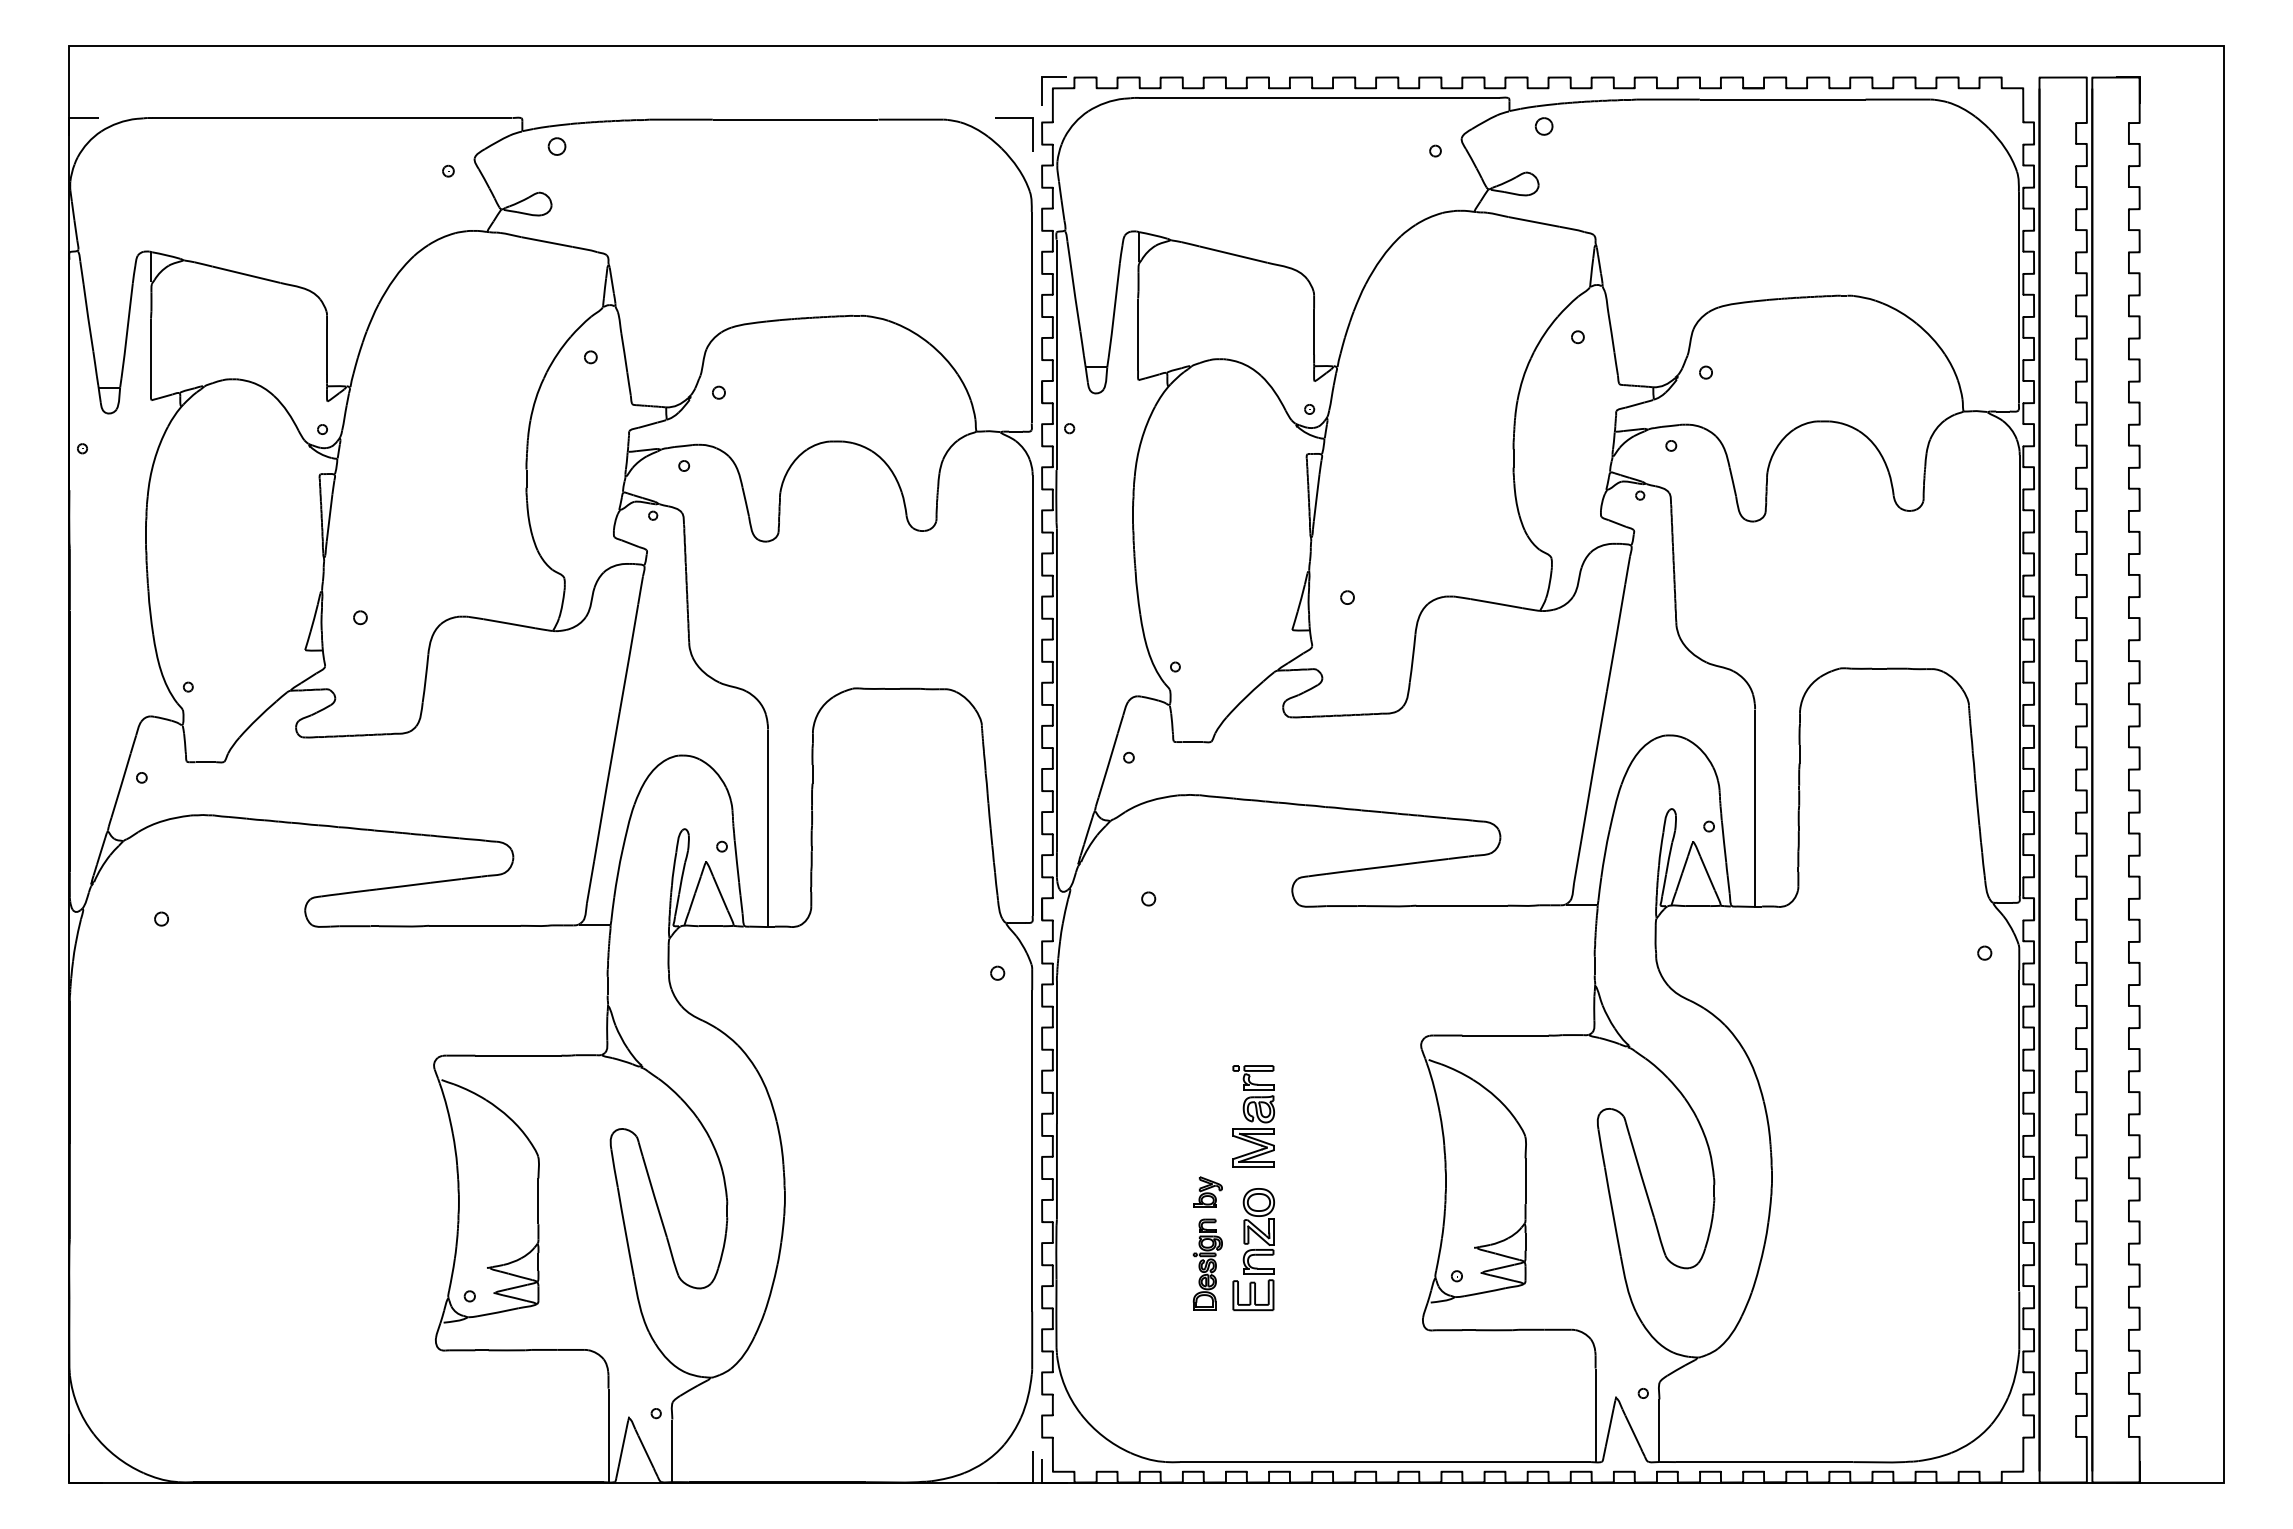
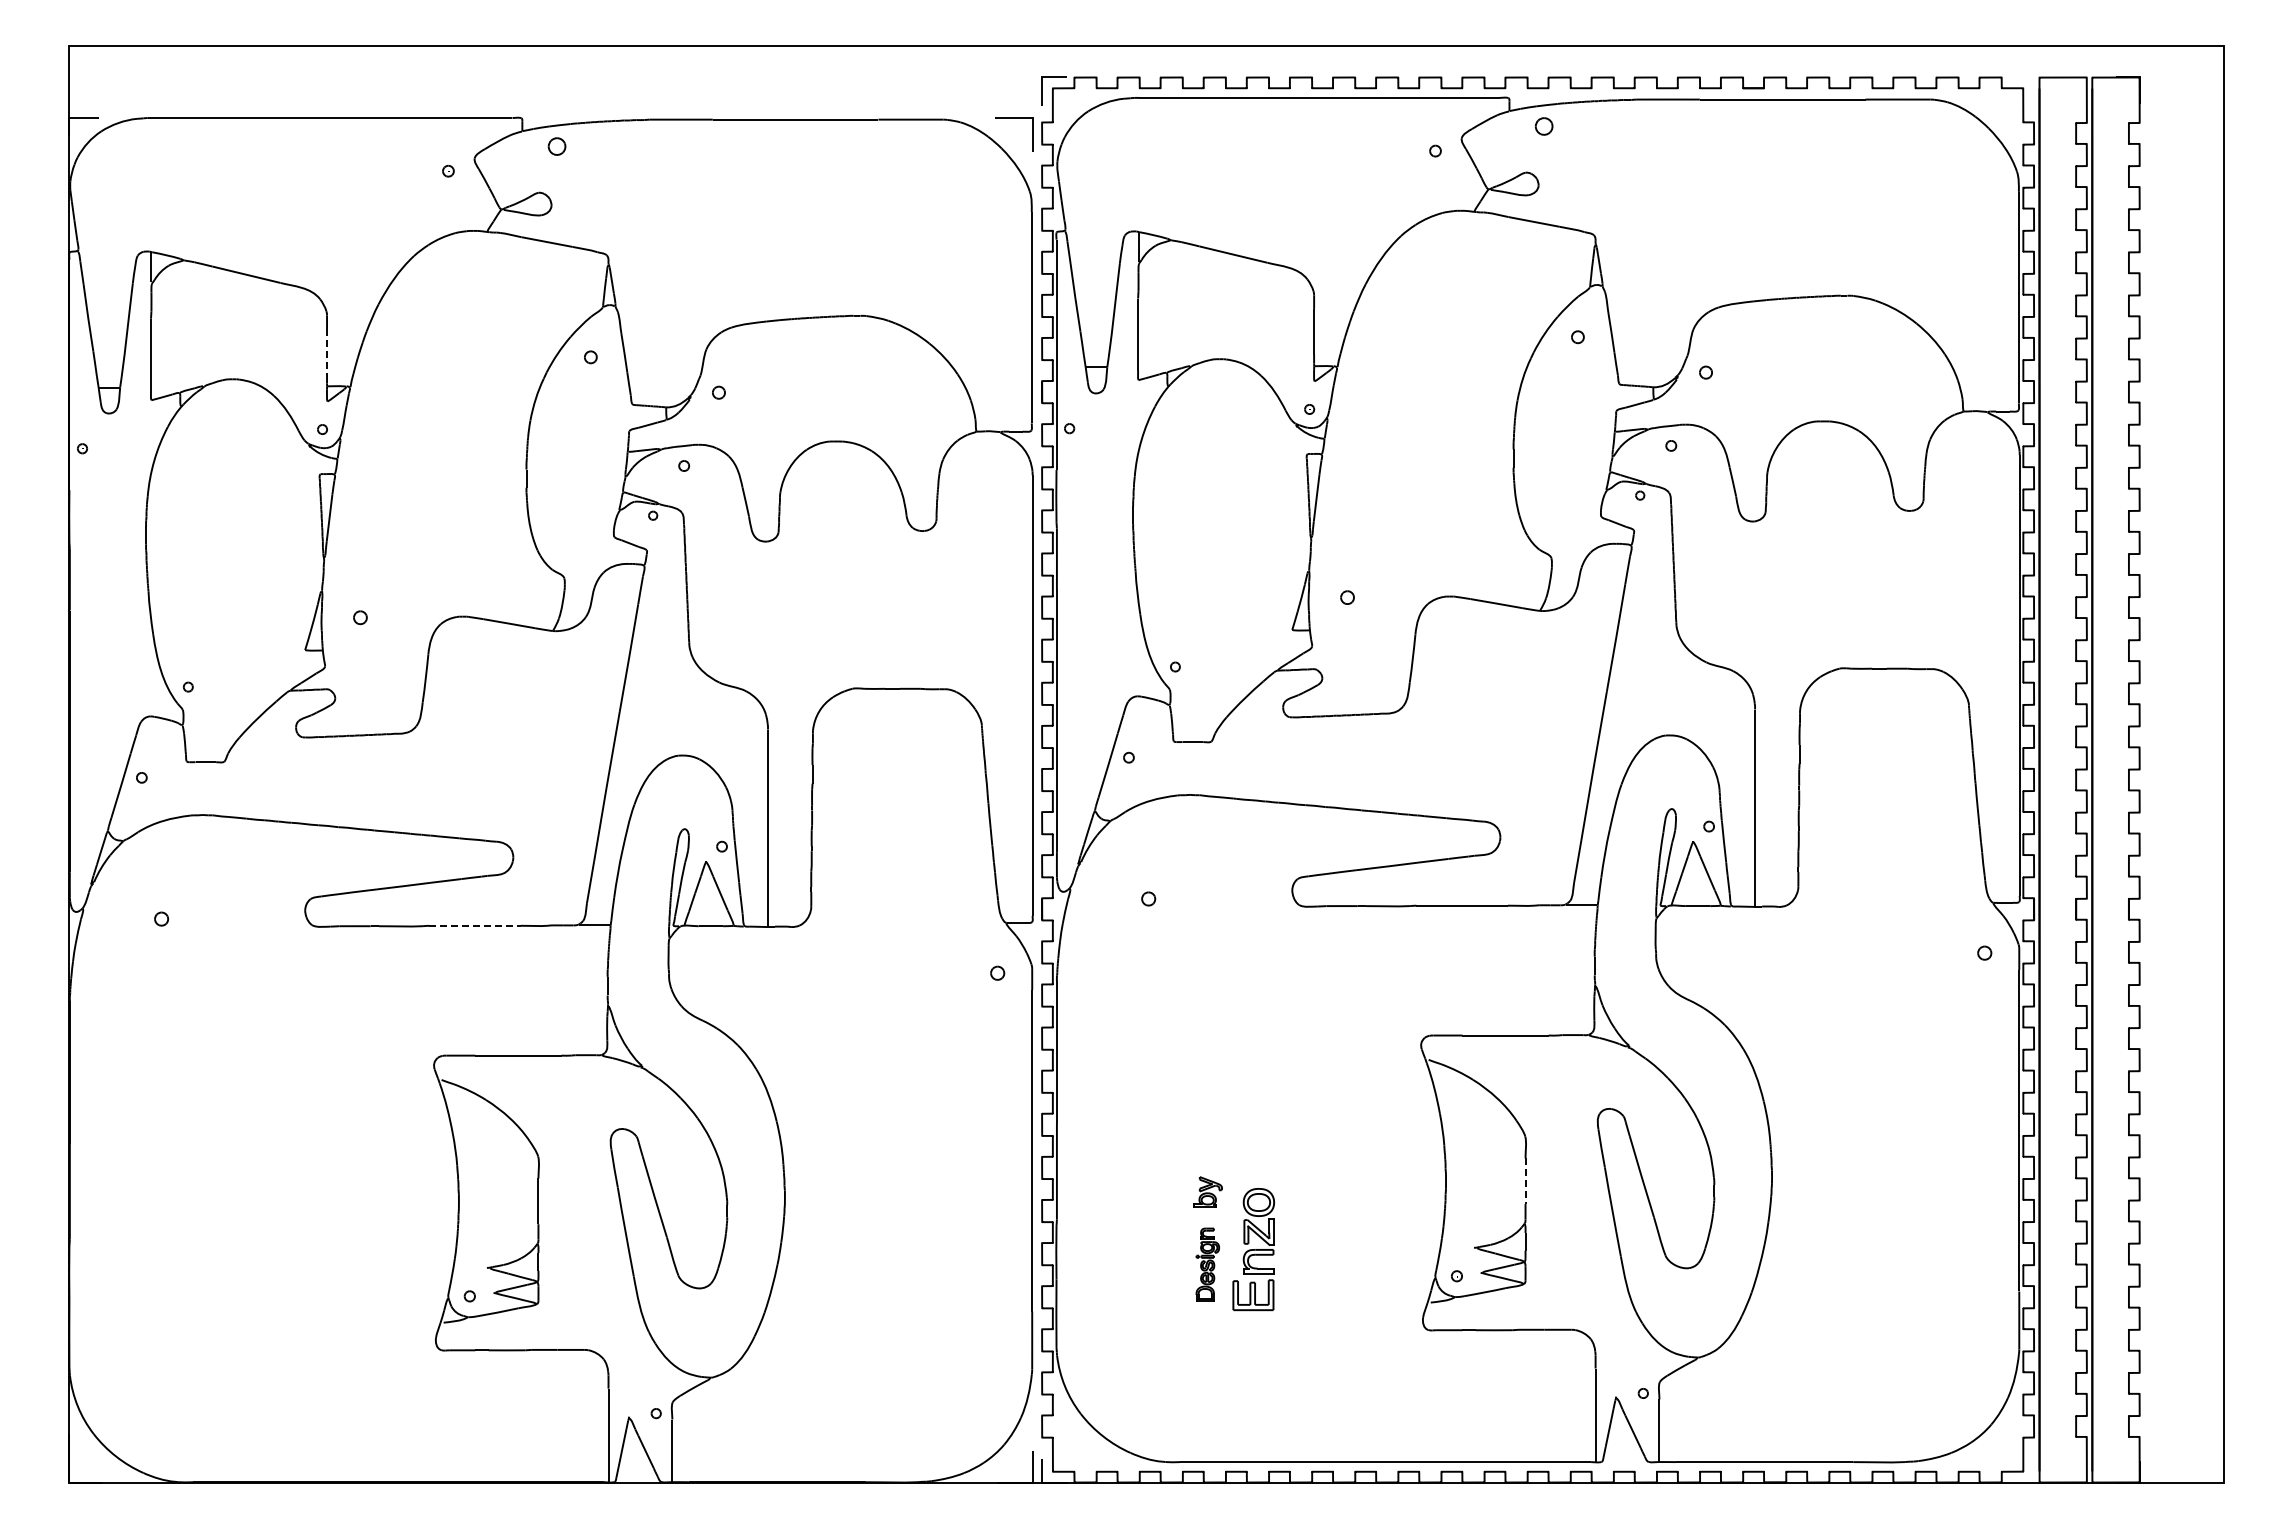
line: solid -> dashed (327, 351)
line: solid -> dashed (476, 925)
part: present -> none (1253, 1116)
line: solid -> dashed (1525, 1181)
part size: 31x93 px -> 25x75 px (1207, 1264)
